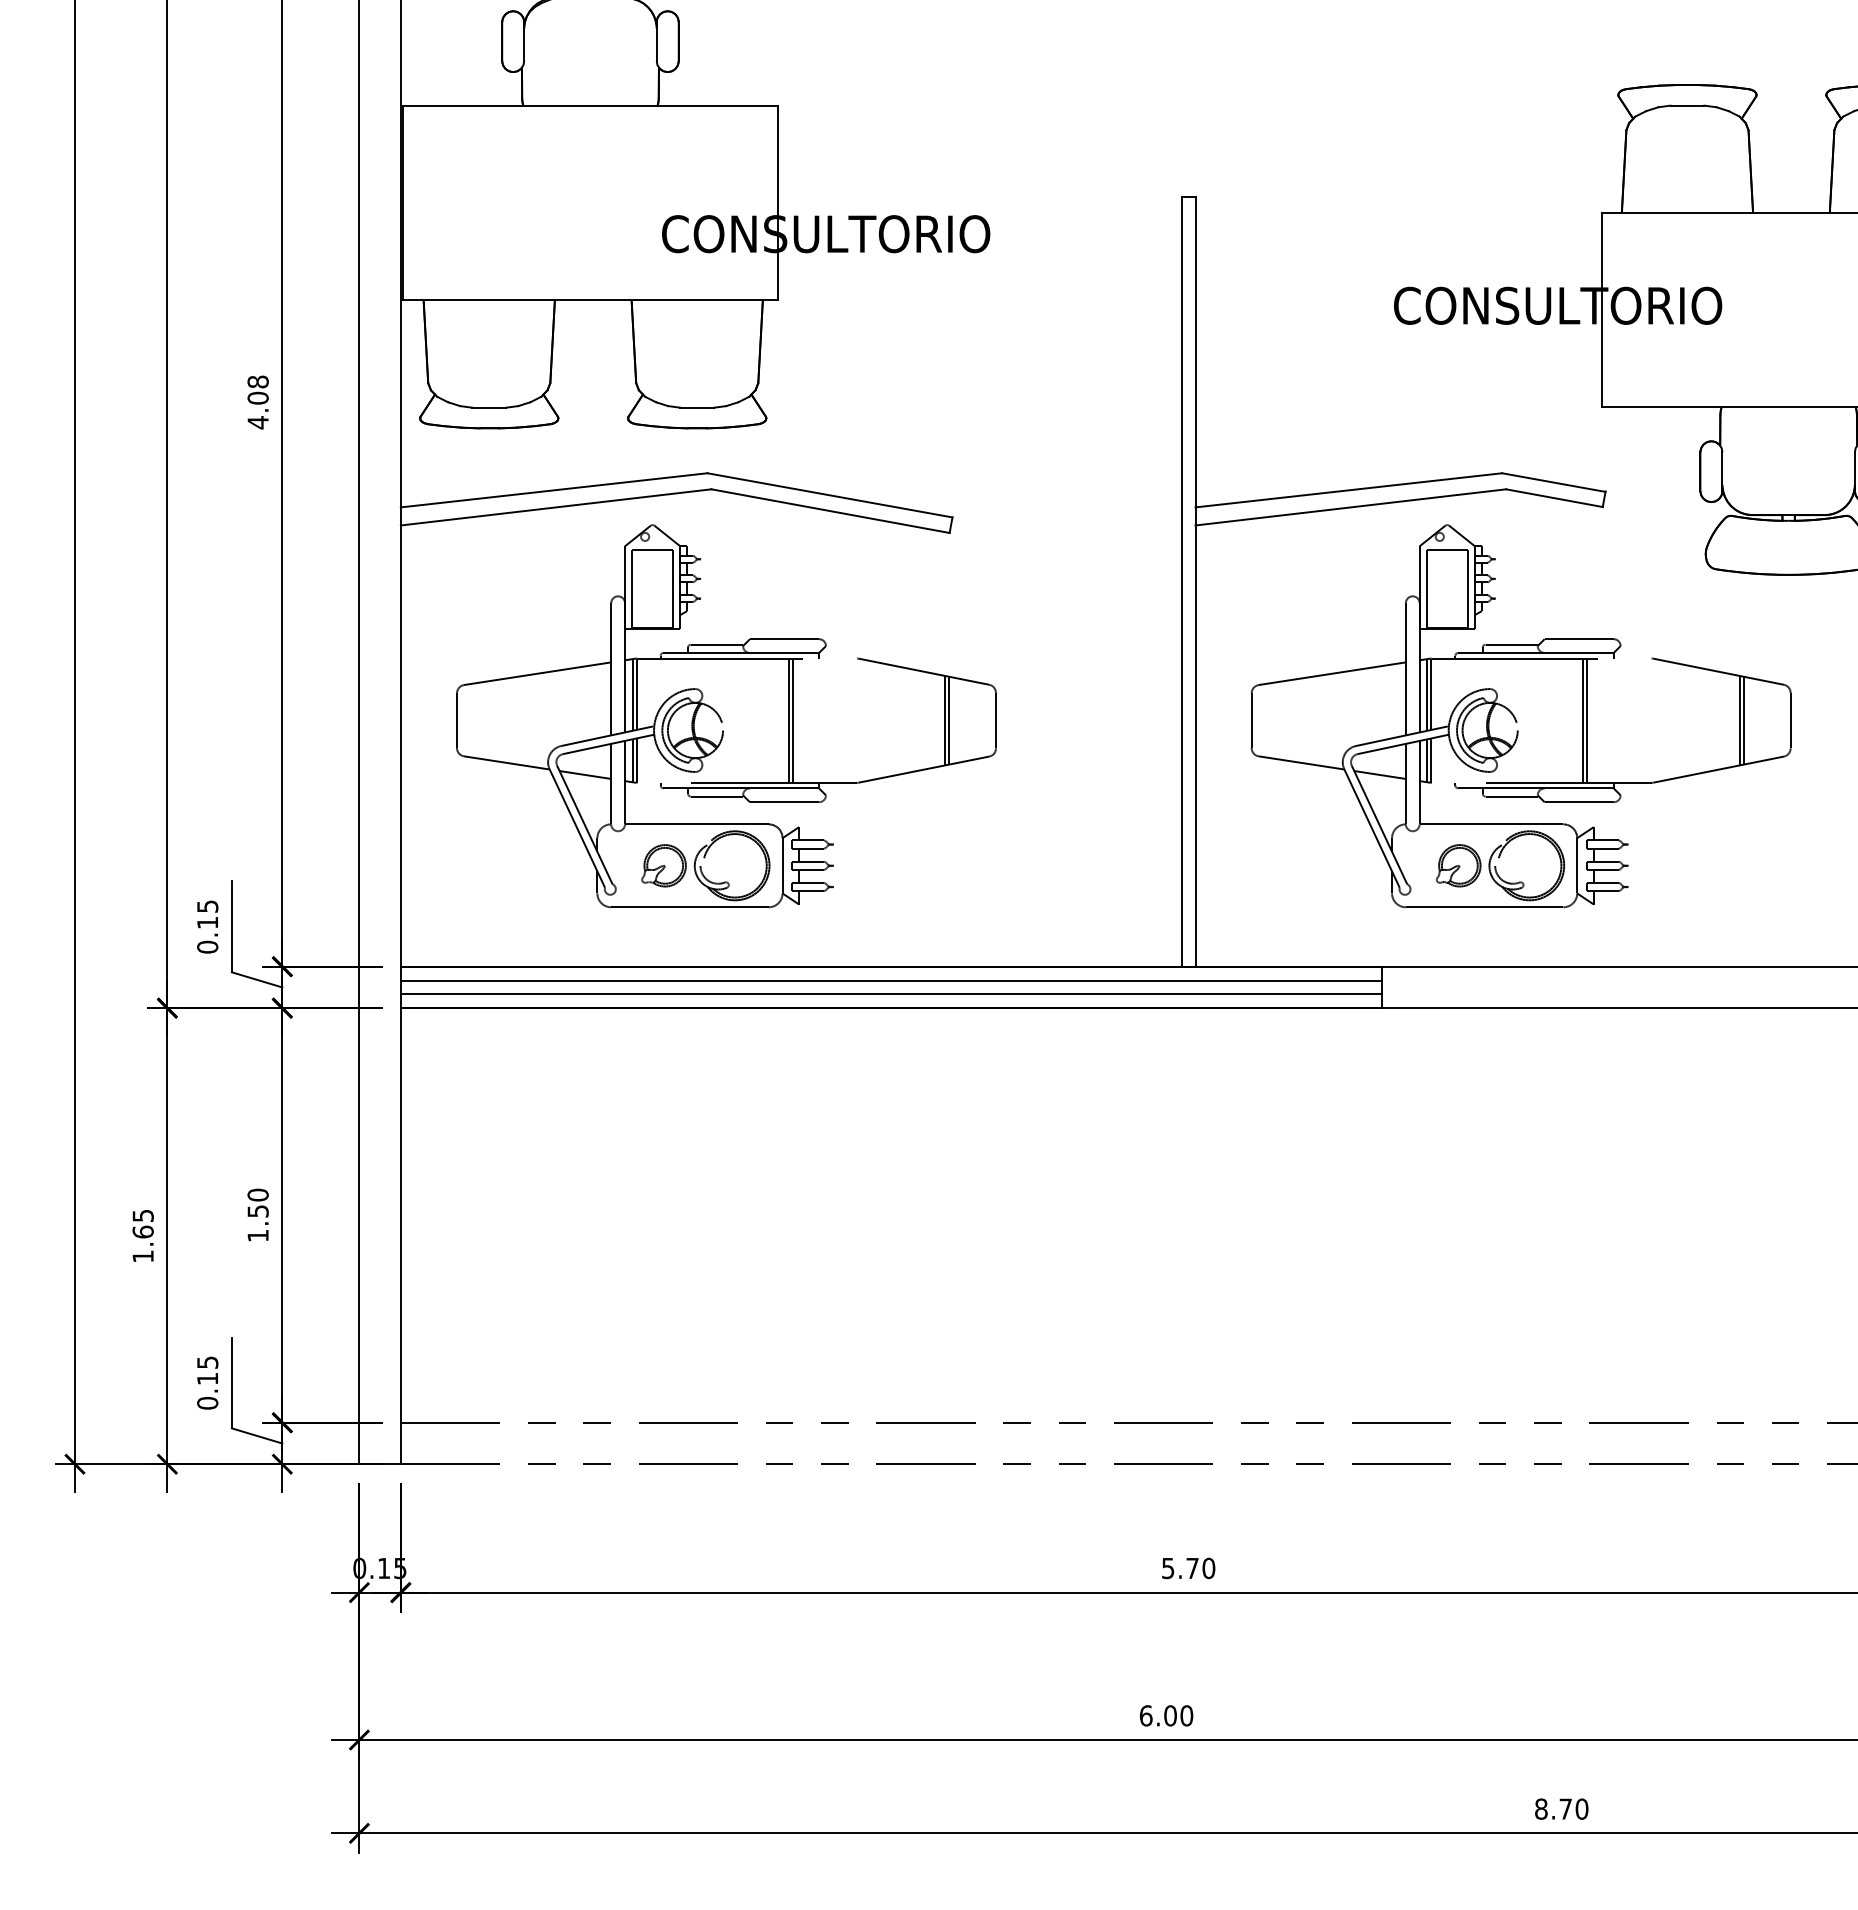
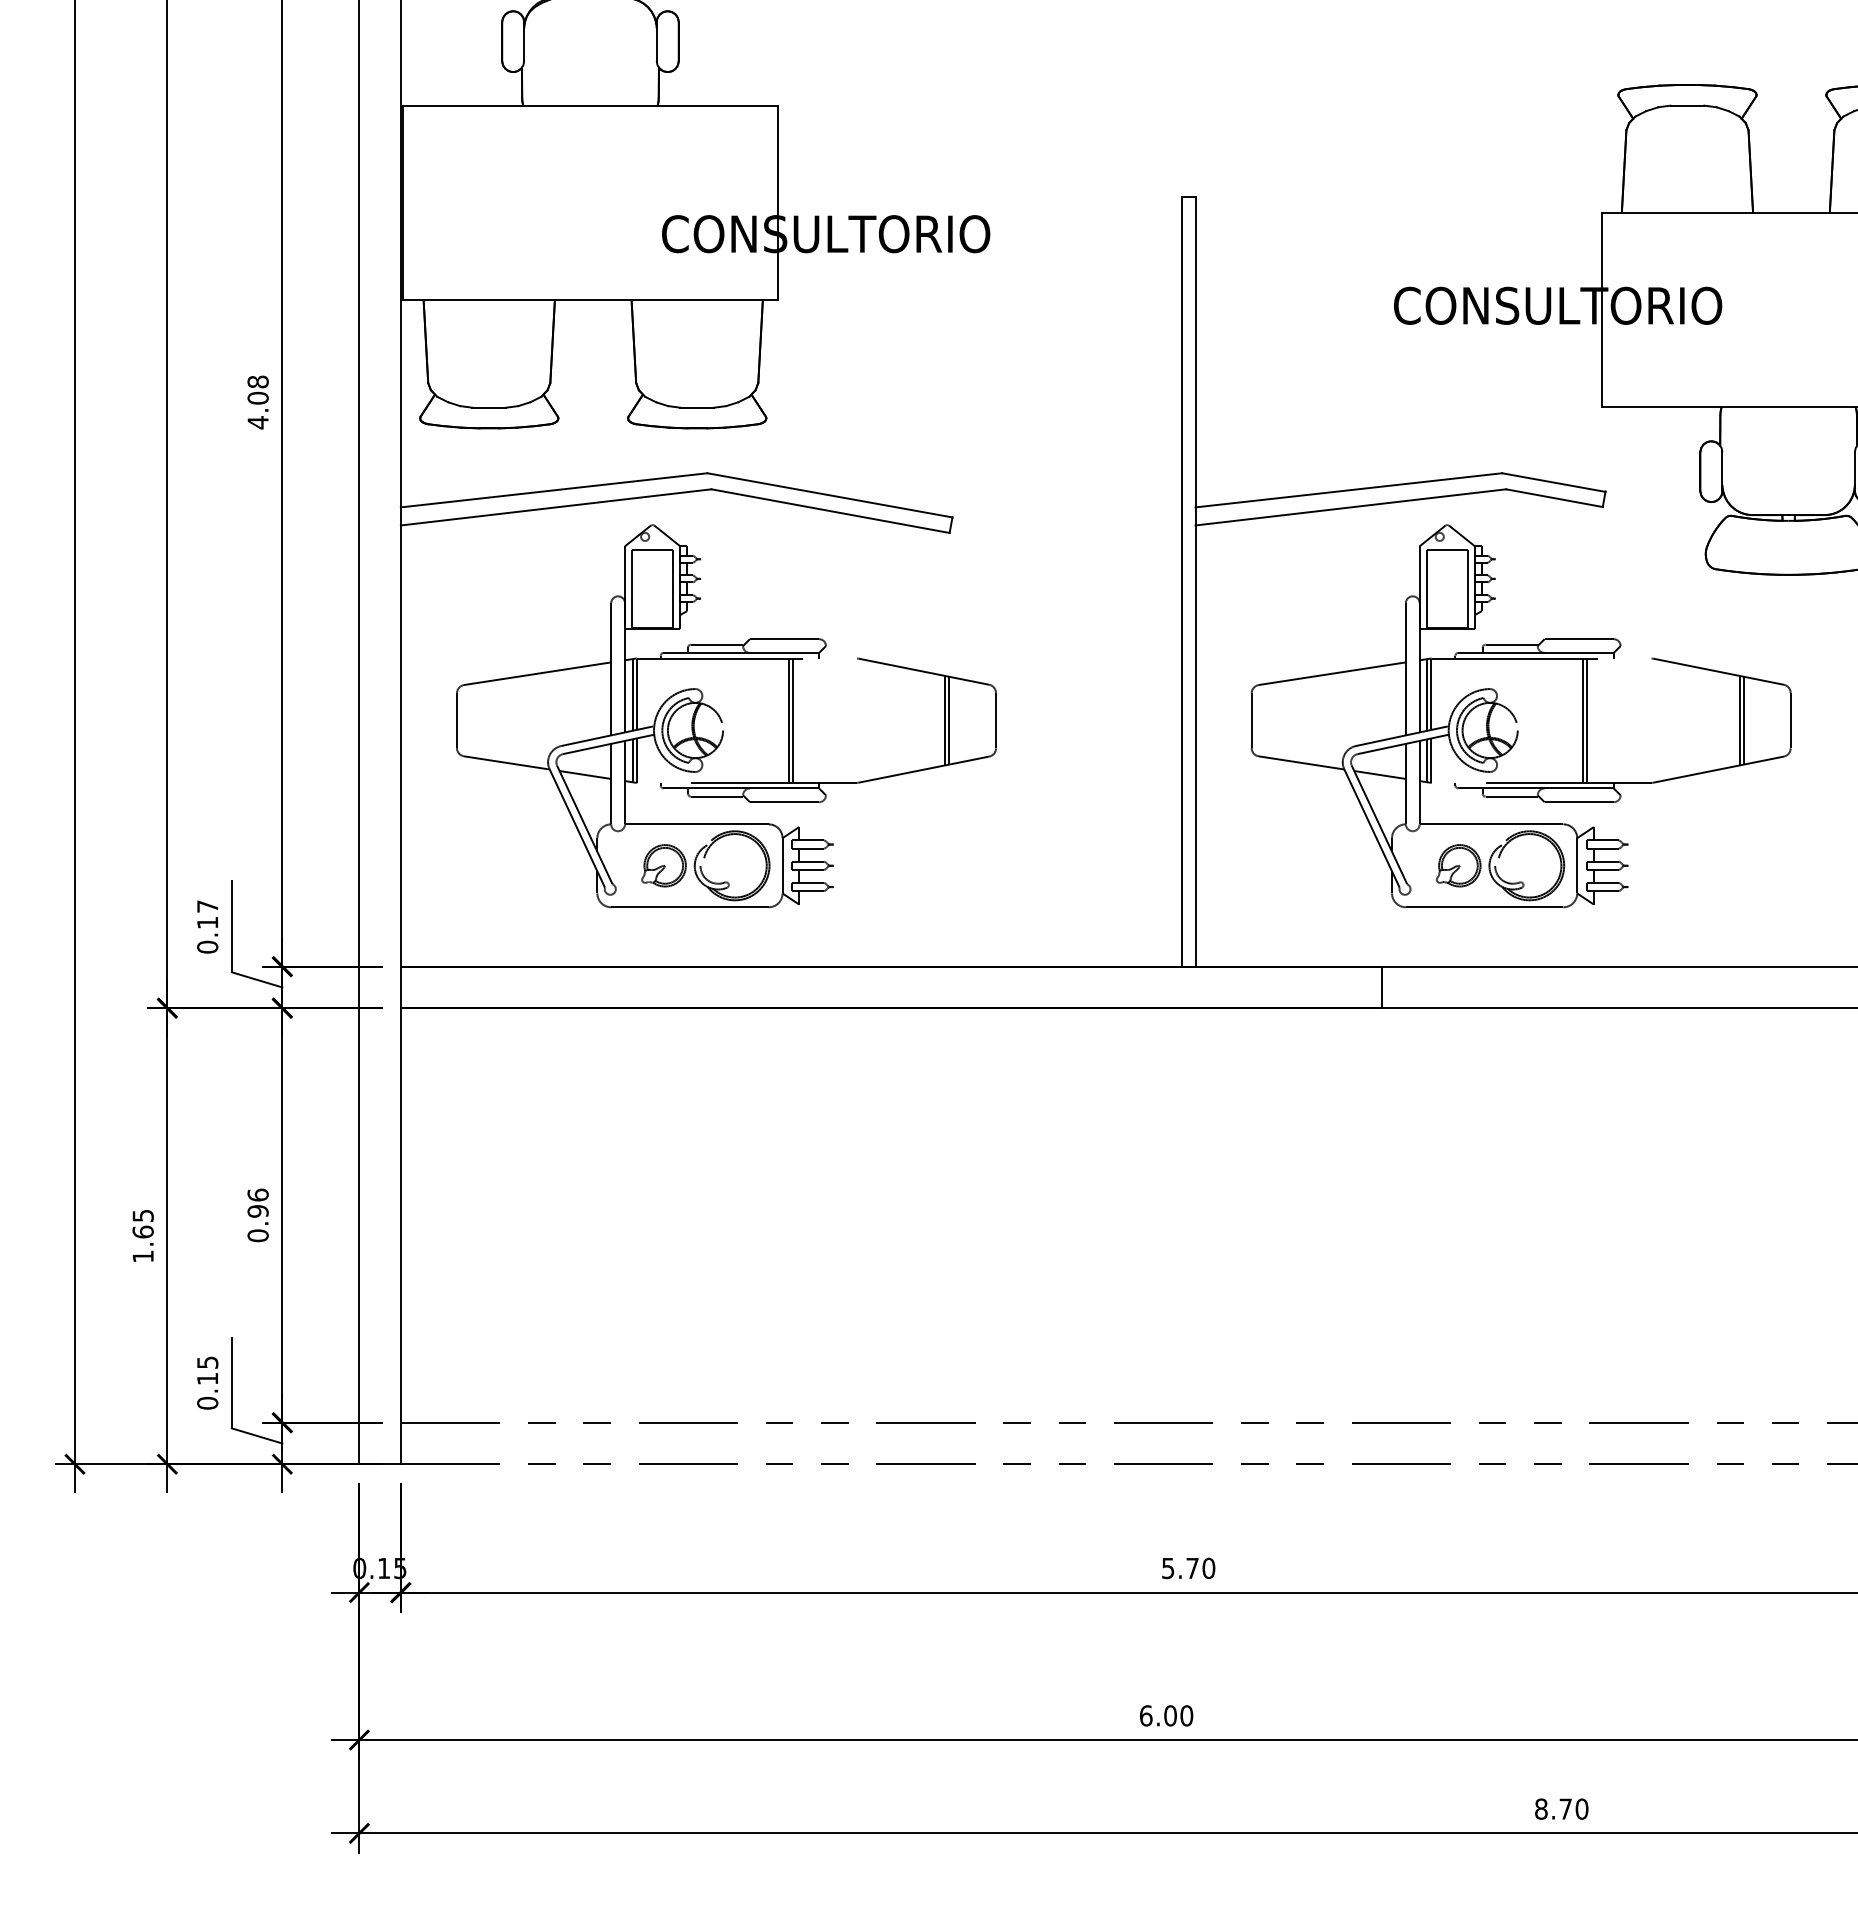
text: 0.15 -> 0.17 (207, 906)
line: present -> none (891, 980)
line: present -> none (891, 994)
text: 1.50 -> 0.96 (257, 1215)
